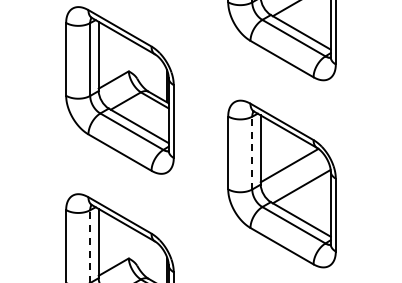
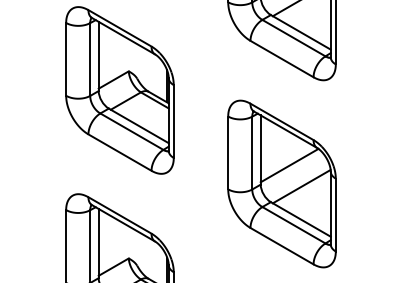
line: dashed -> solid (252, 152)
line: dashed -> solid (90, 246)
